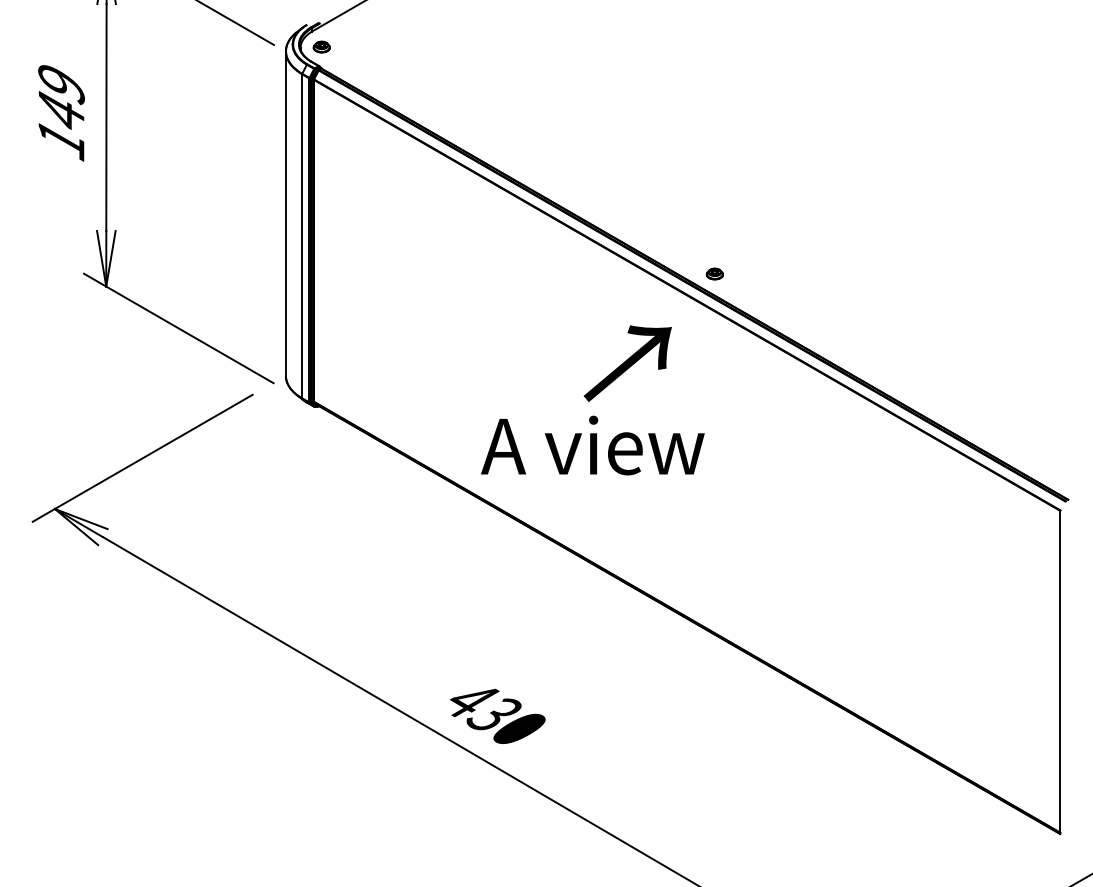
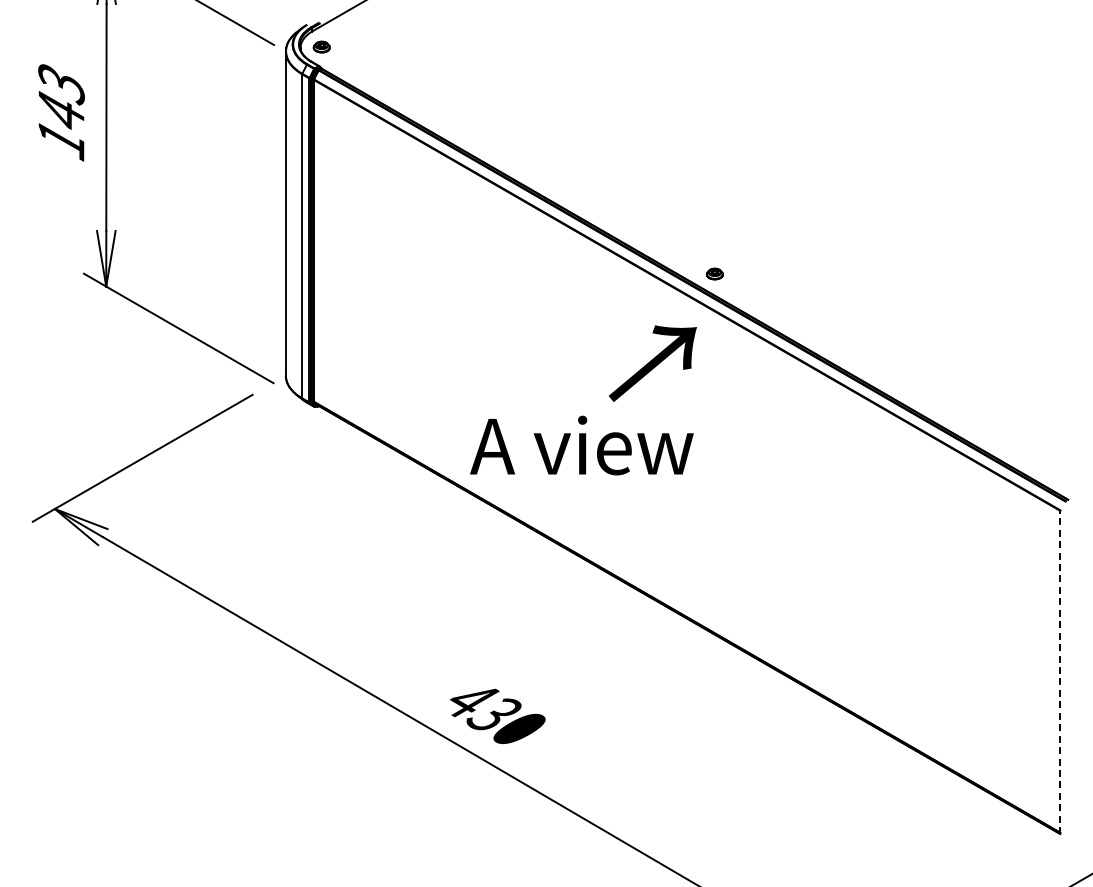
text: 149 -> 143 (61, 84)
text position: (627, 363) -> (652, 363) (652, 363)
text position: (592, 445) -> (581, 445) (581, 445)
line: solid -> dashed (1060, 672)
